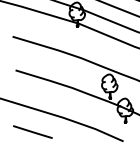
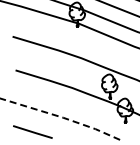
line: solid -> dashed (63, 117)
